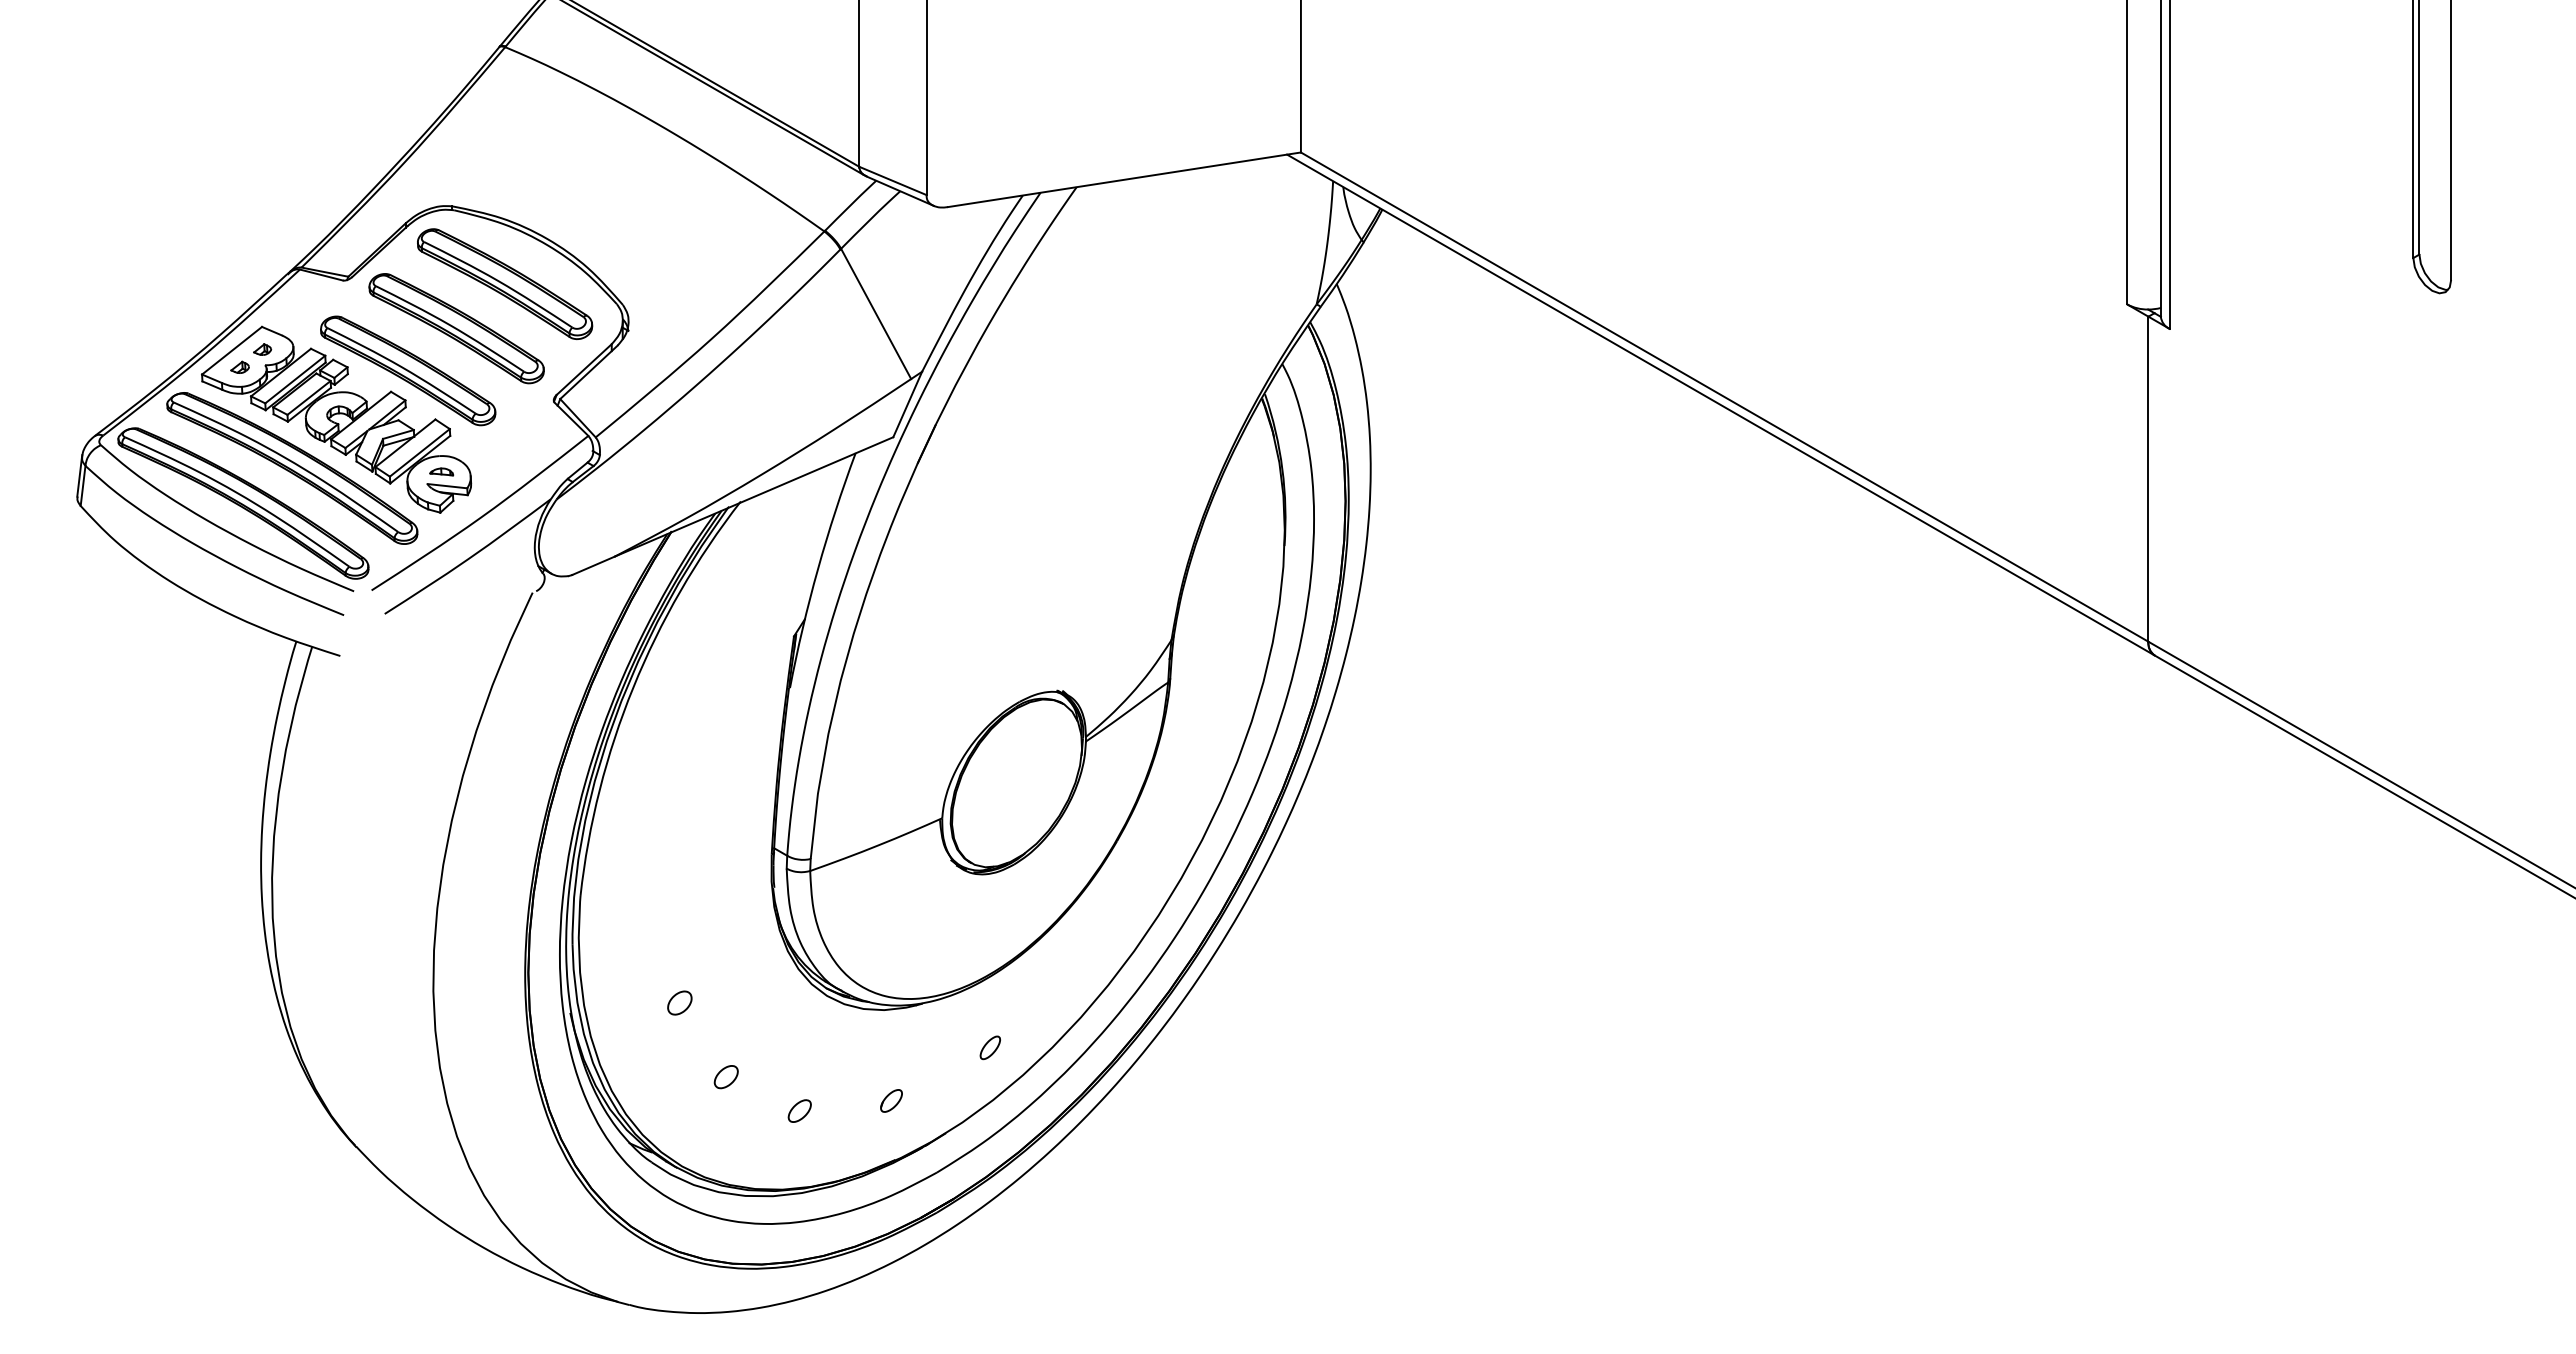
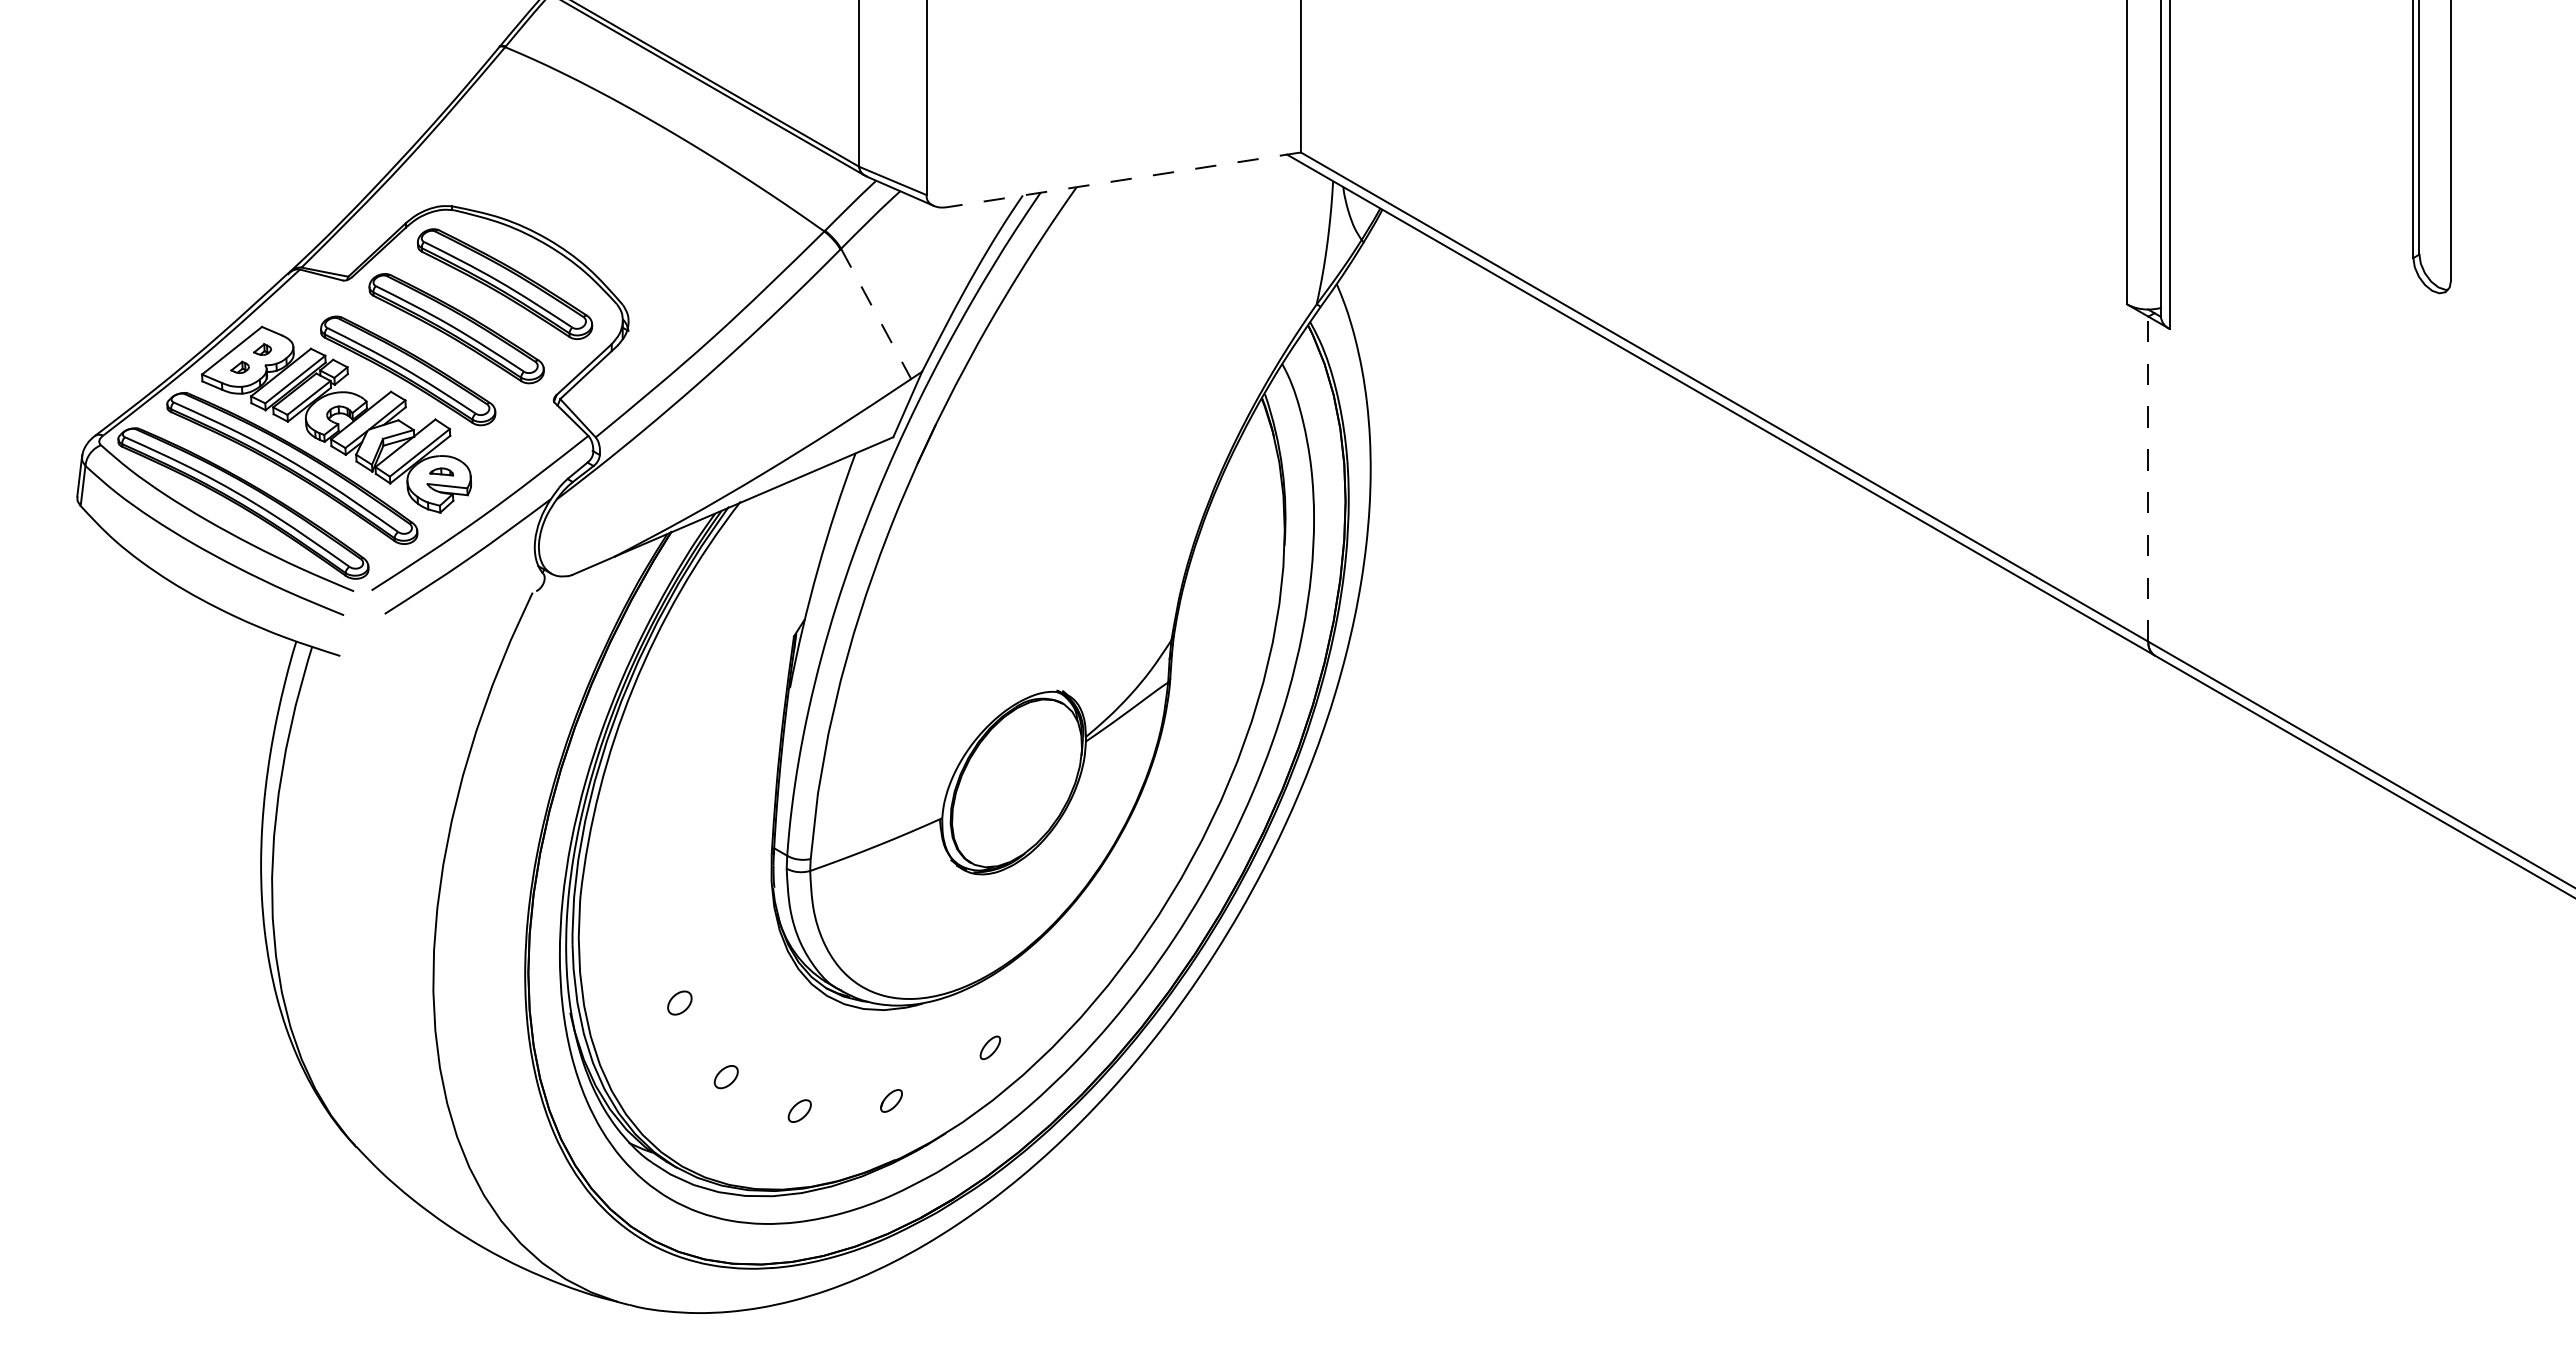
line: solid -> dashed (1124, 179)
line: solid -> dashed (876, 313)
line: solid -> dashed (2148, 479)
